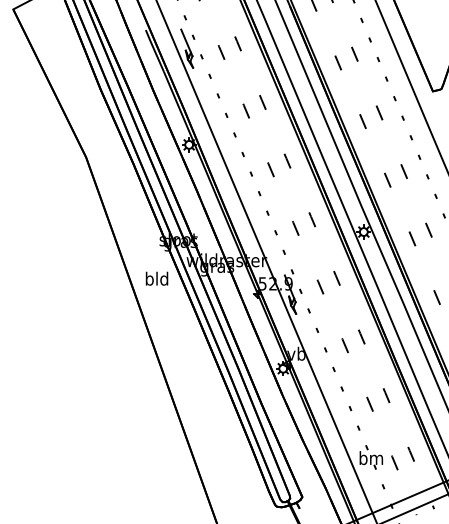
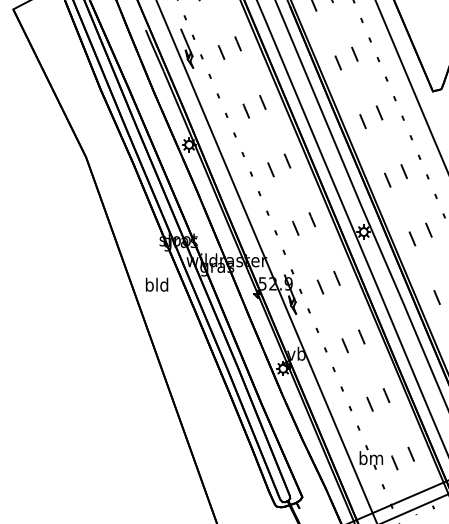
text position: (156, 278) -> (156, 284) (156, 284)
